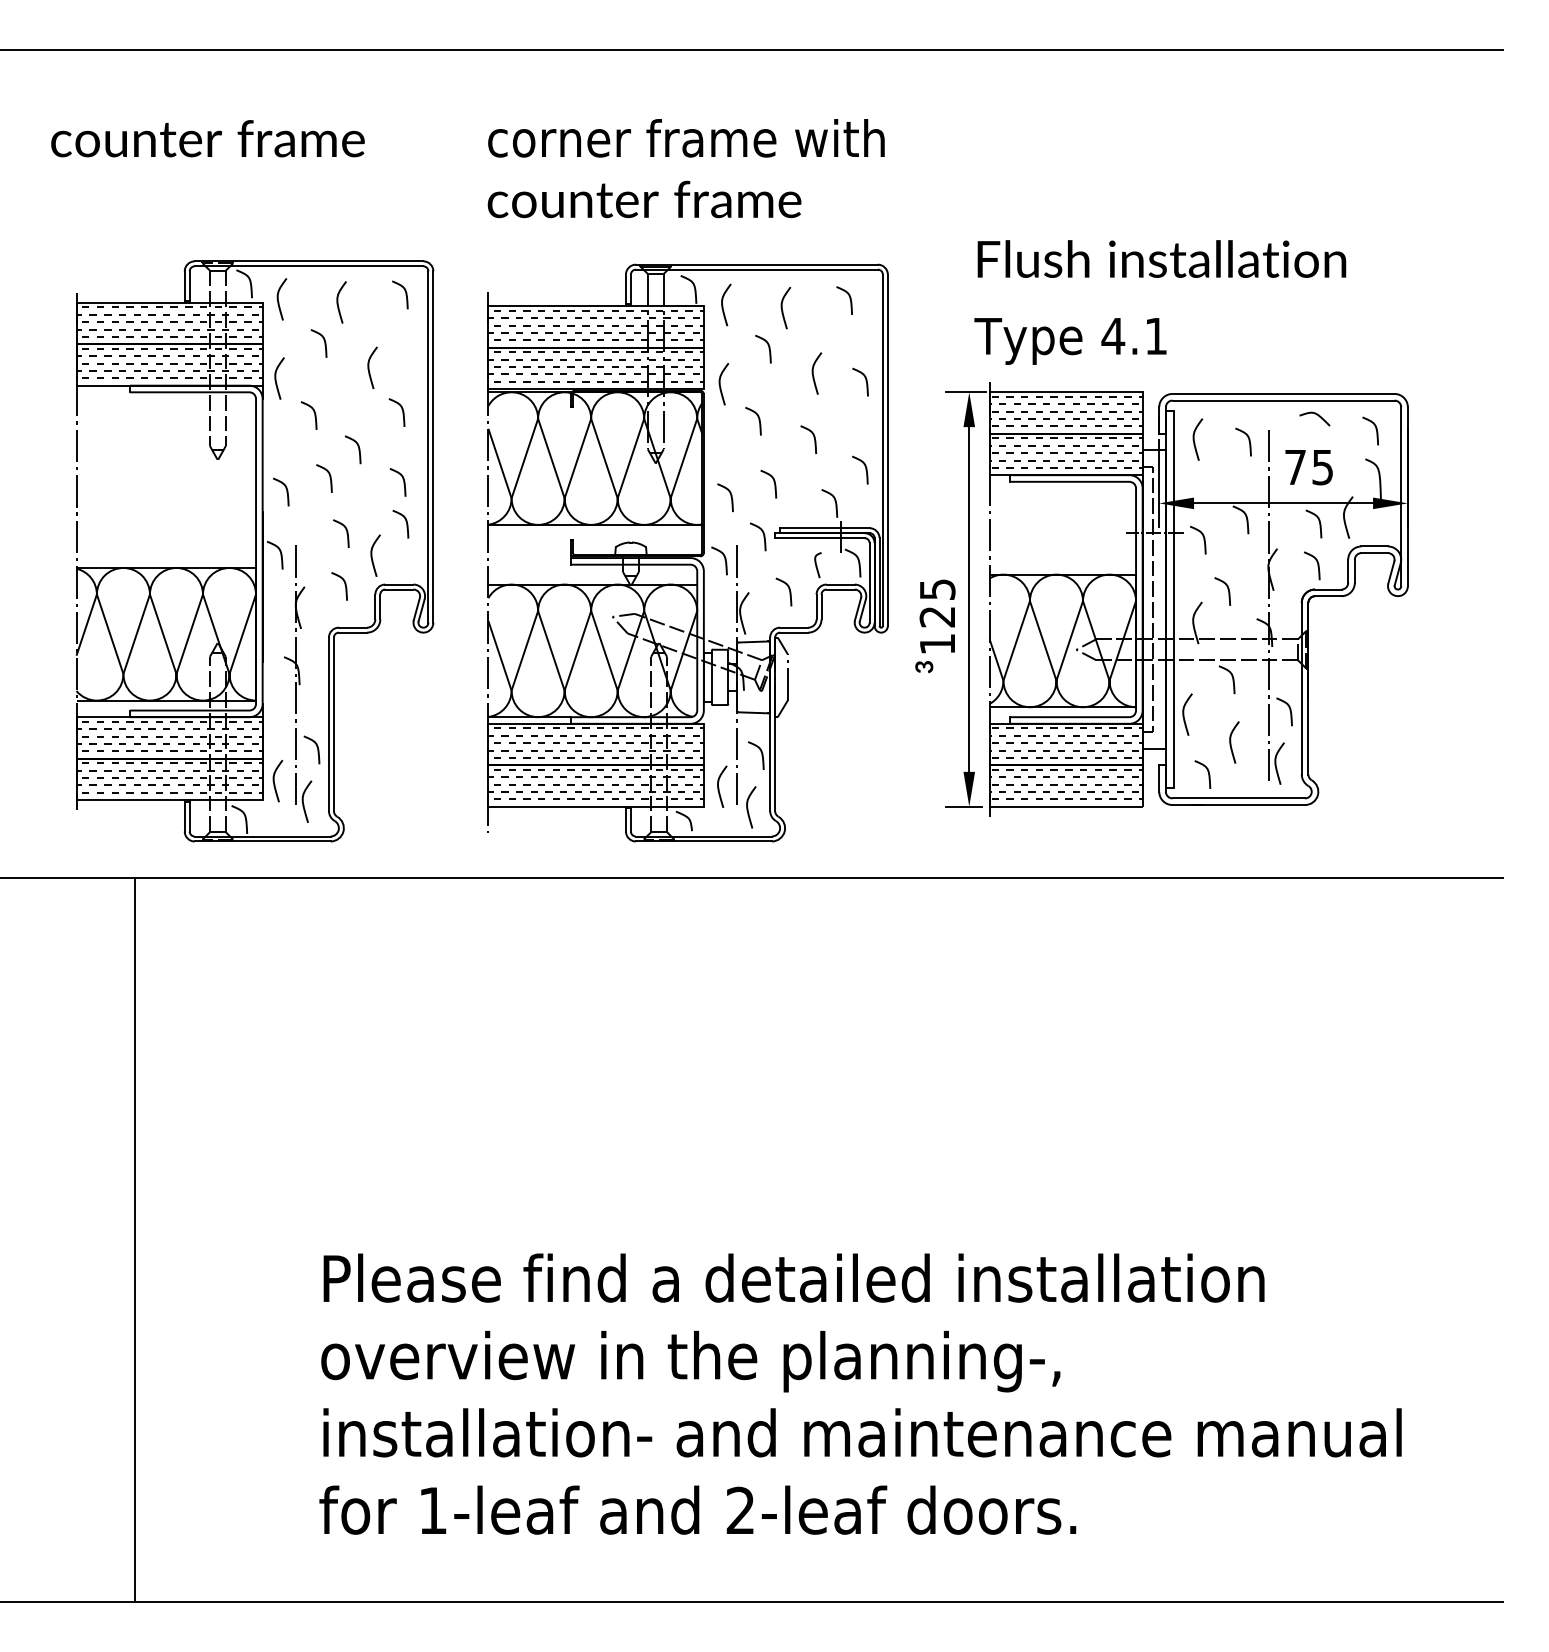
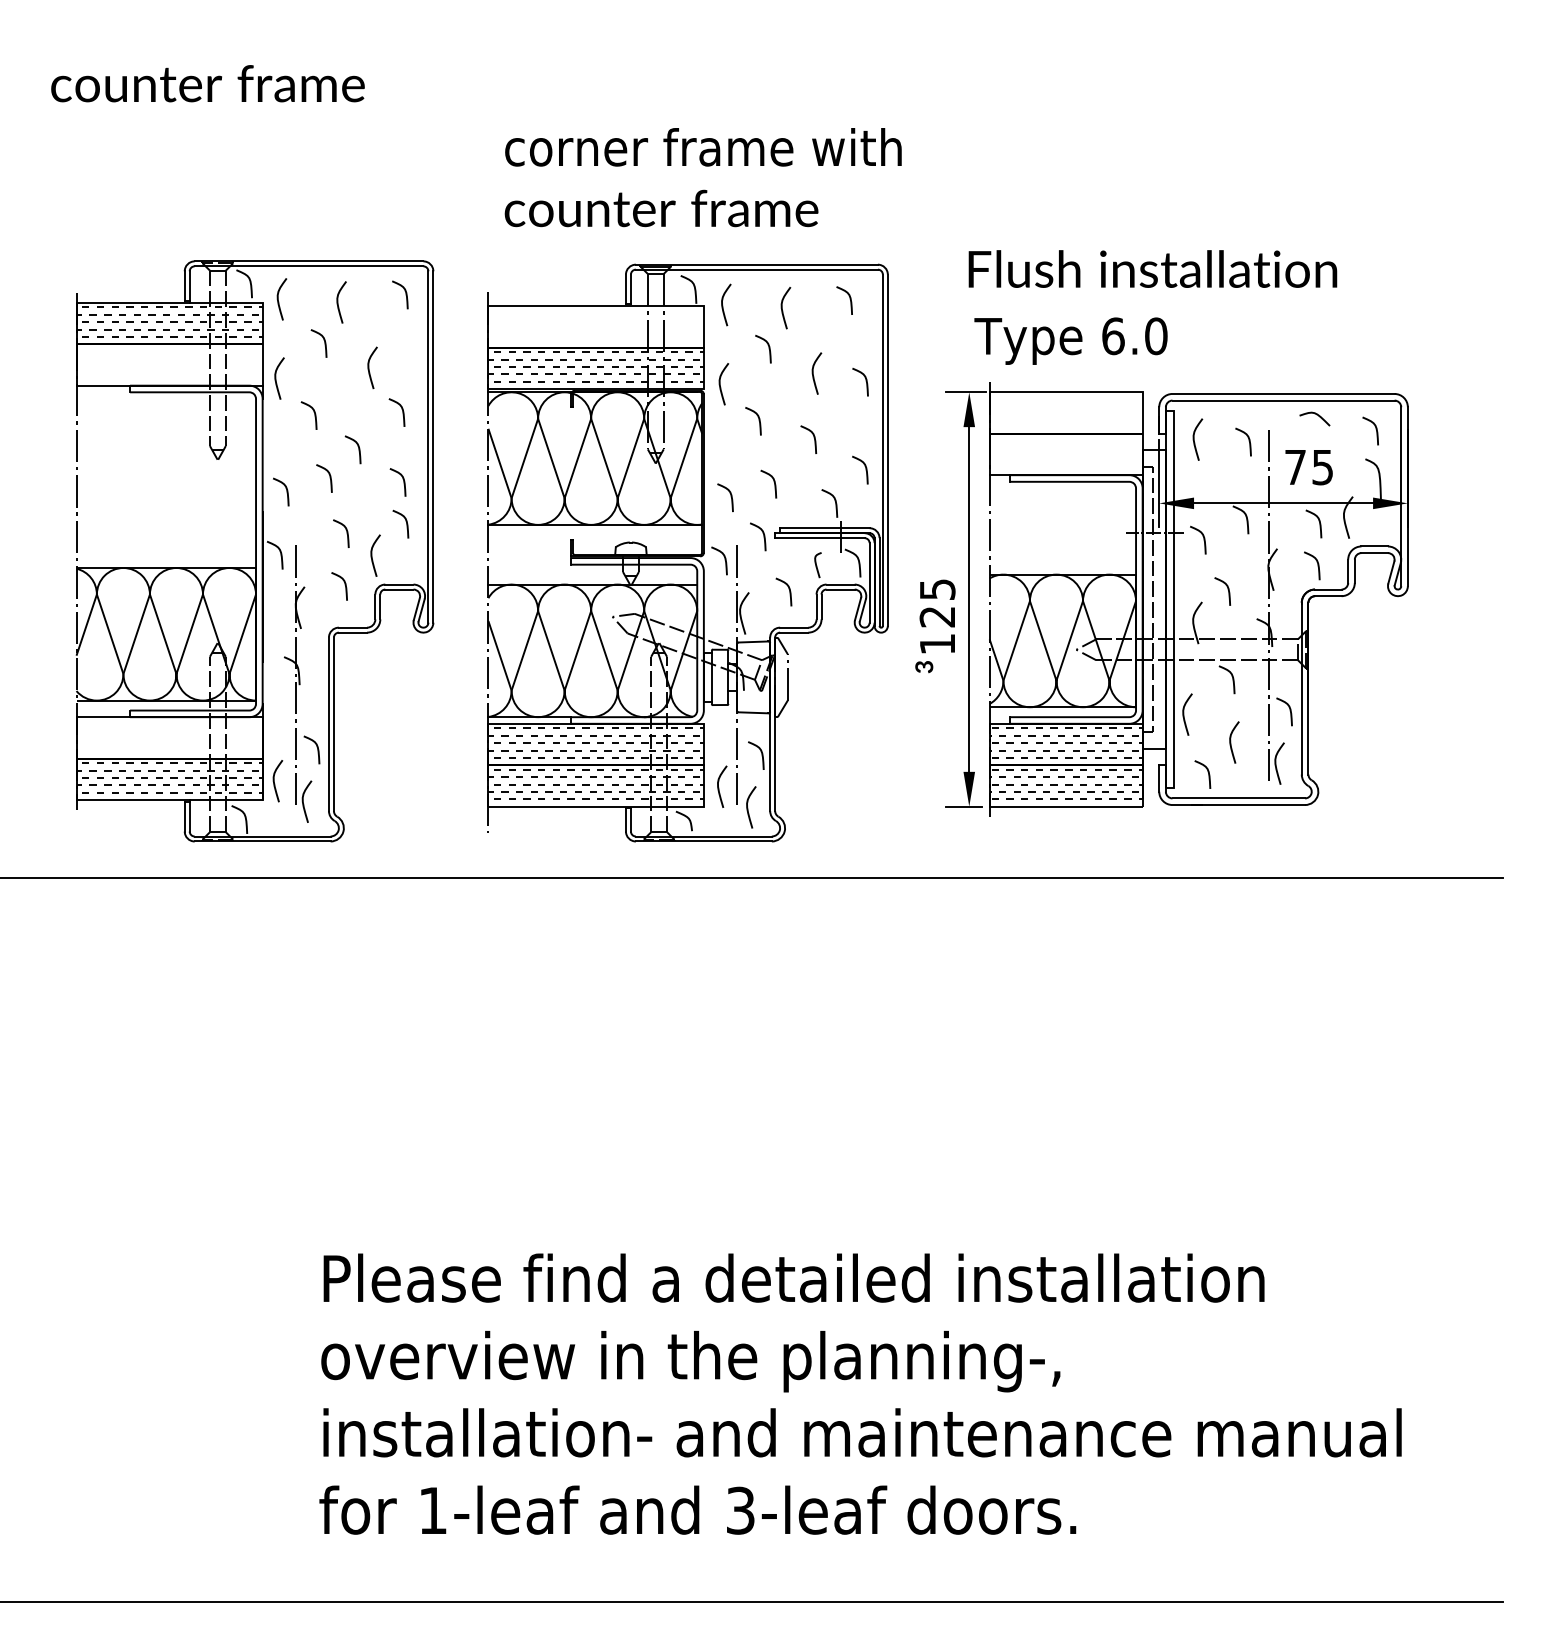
line: present -> none (752, 49)
text position: (207, 138) -> (207, 83) (207, 83)
text position: (685, 168) -> (702, 177) (702, 177)
text position: (1161, 258) -> (1152, 268) (1152, 268)
hatch: present -> none (595, 325)
text: 4.1 -> 6.0 (1134, 336)
hatch: present -> none (169, 363)
hatch: present -> none (1065, 411)
hatch: present -> none (1065, 452)
hatch: present -> none (169, 736)
line: present -> none (134, 1240)
text: 2-leaf -> 3-leaf (740, 1510)
